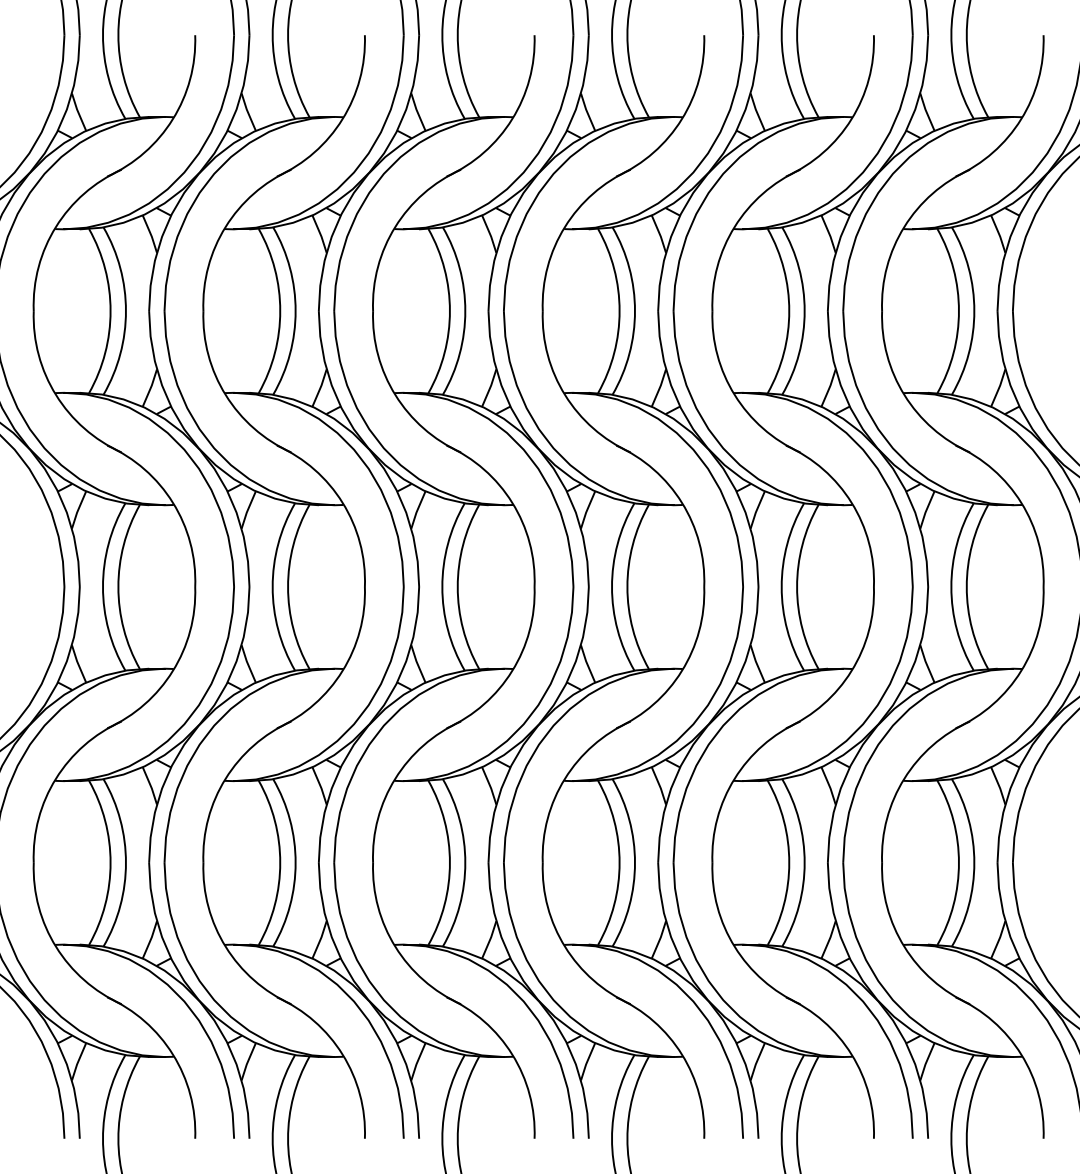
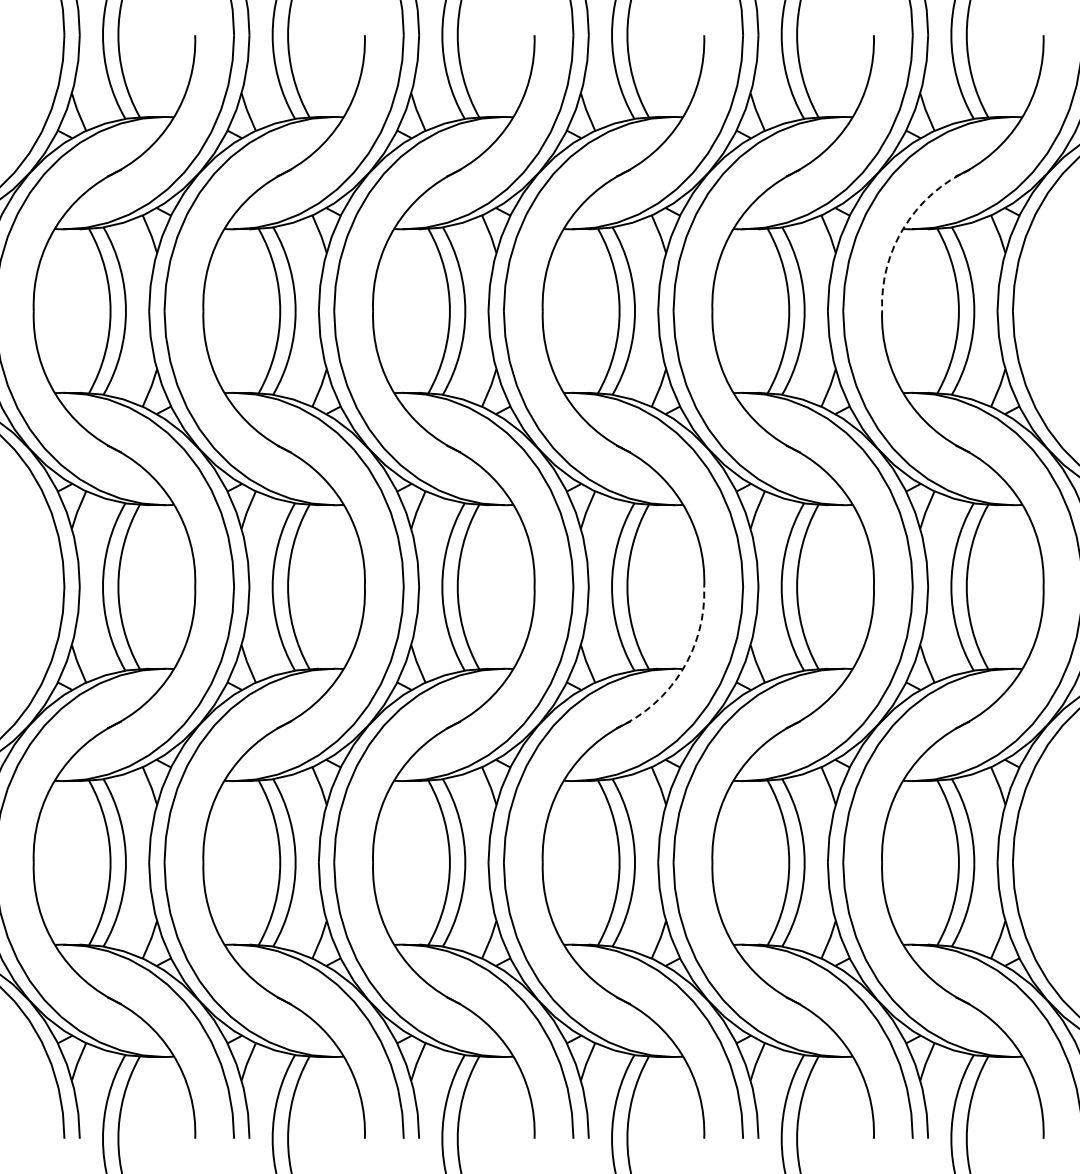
arc: solid -> dashed (904, 226)
arc: solid -> dashed (681, 671)
